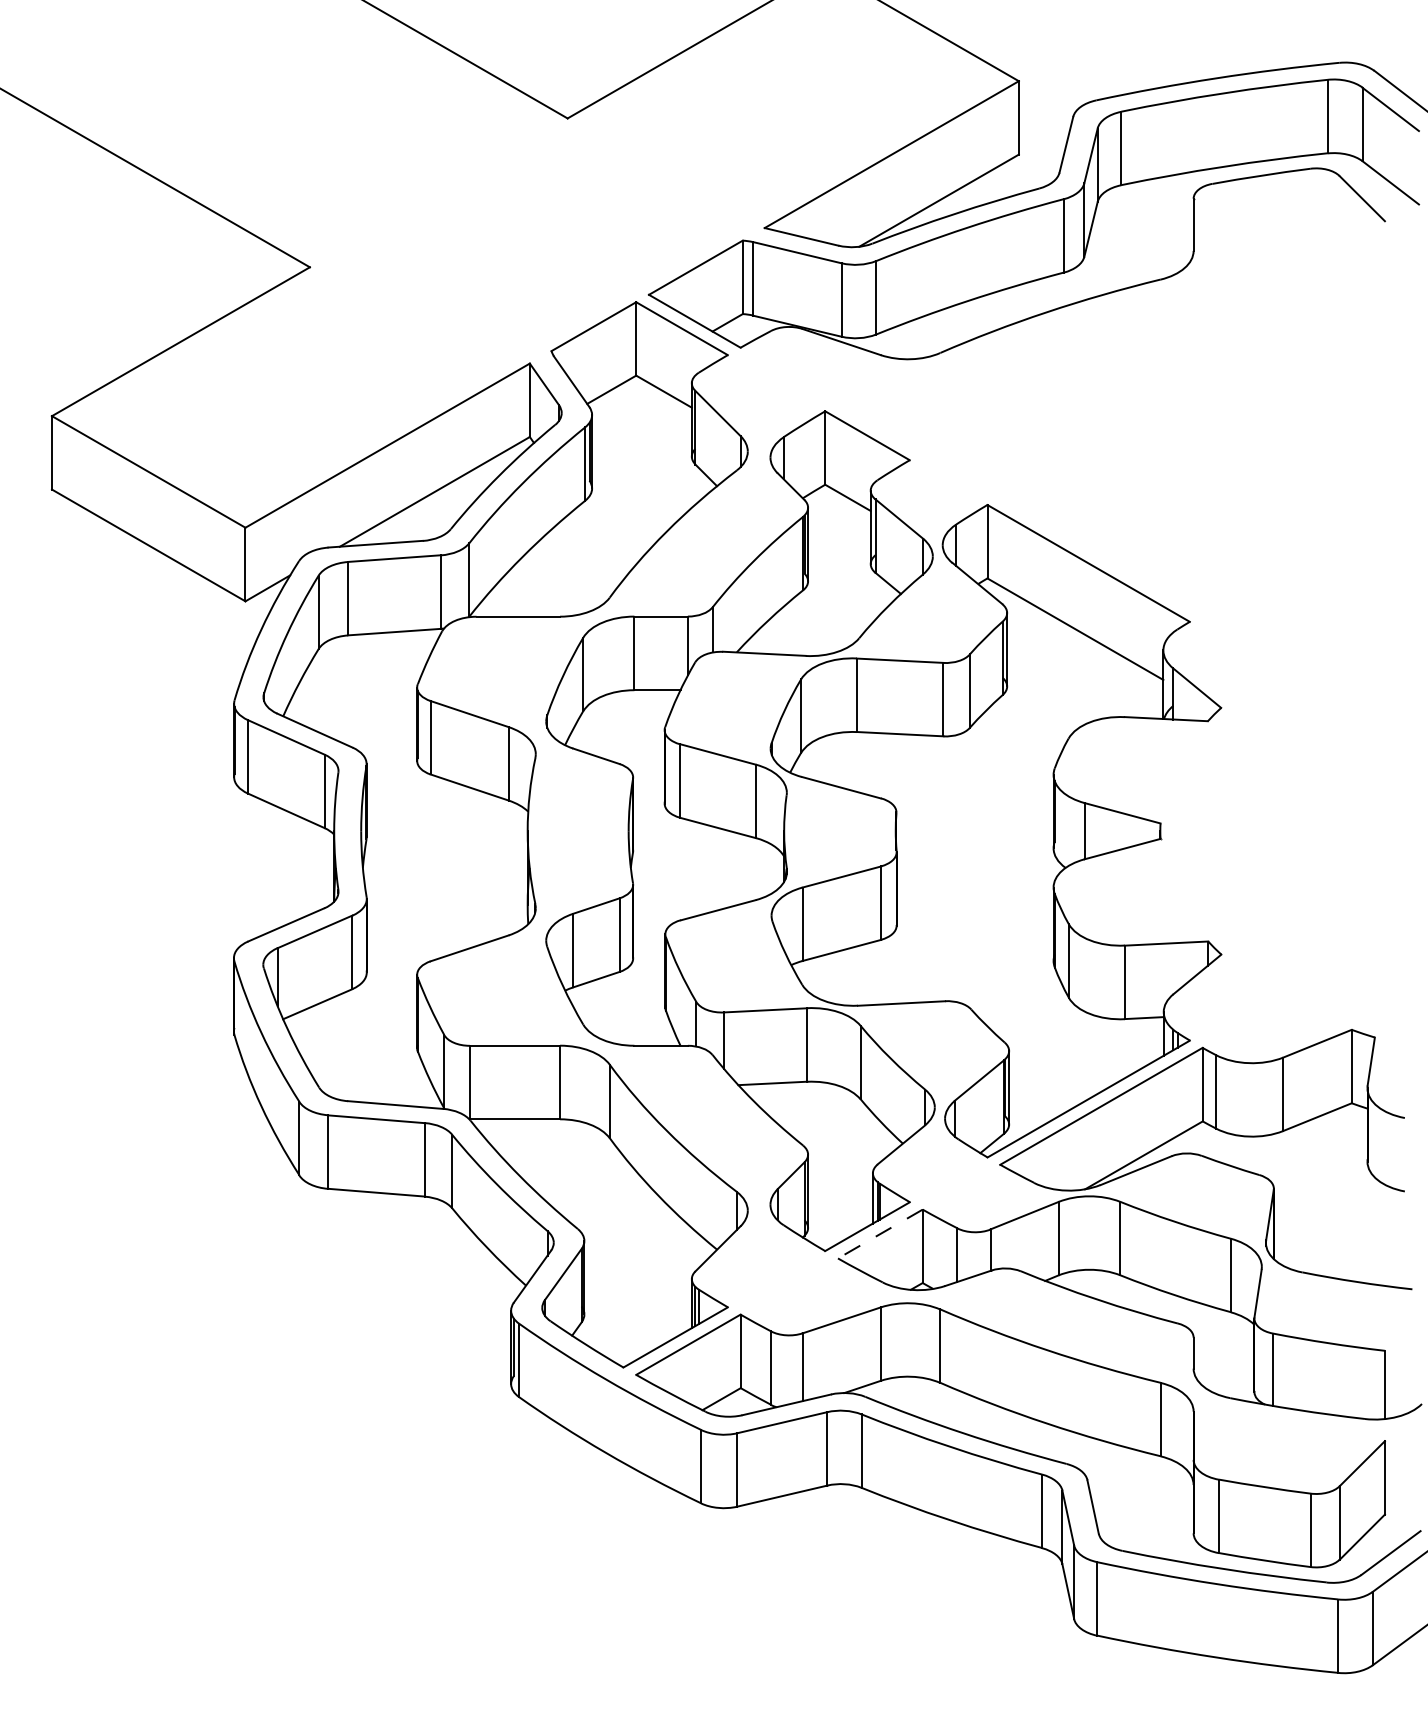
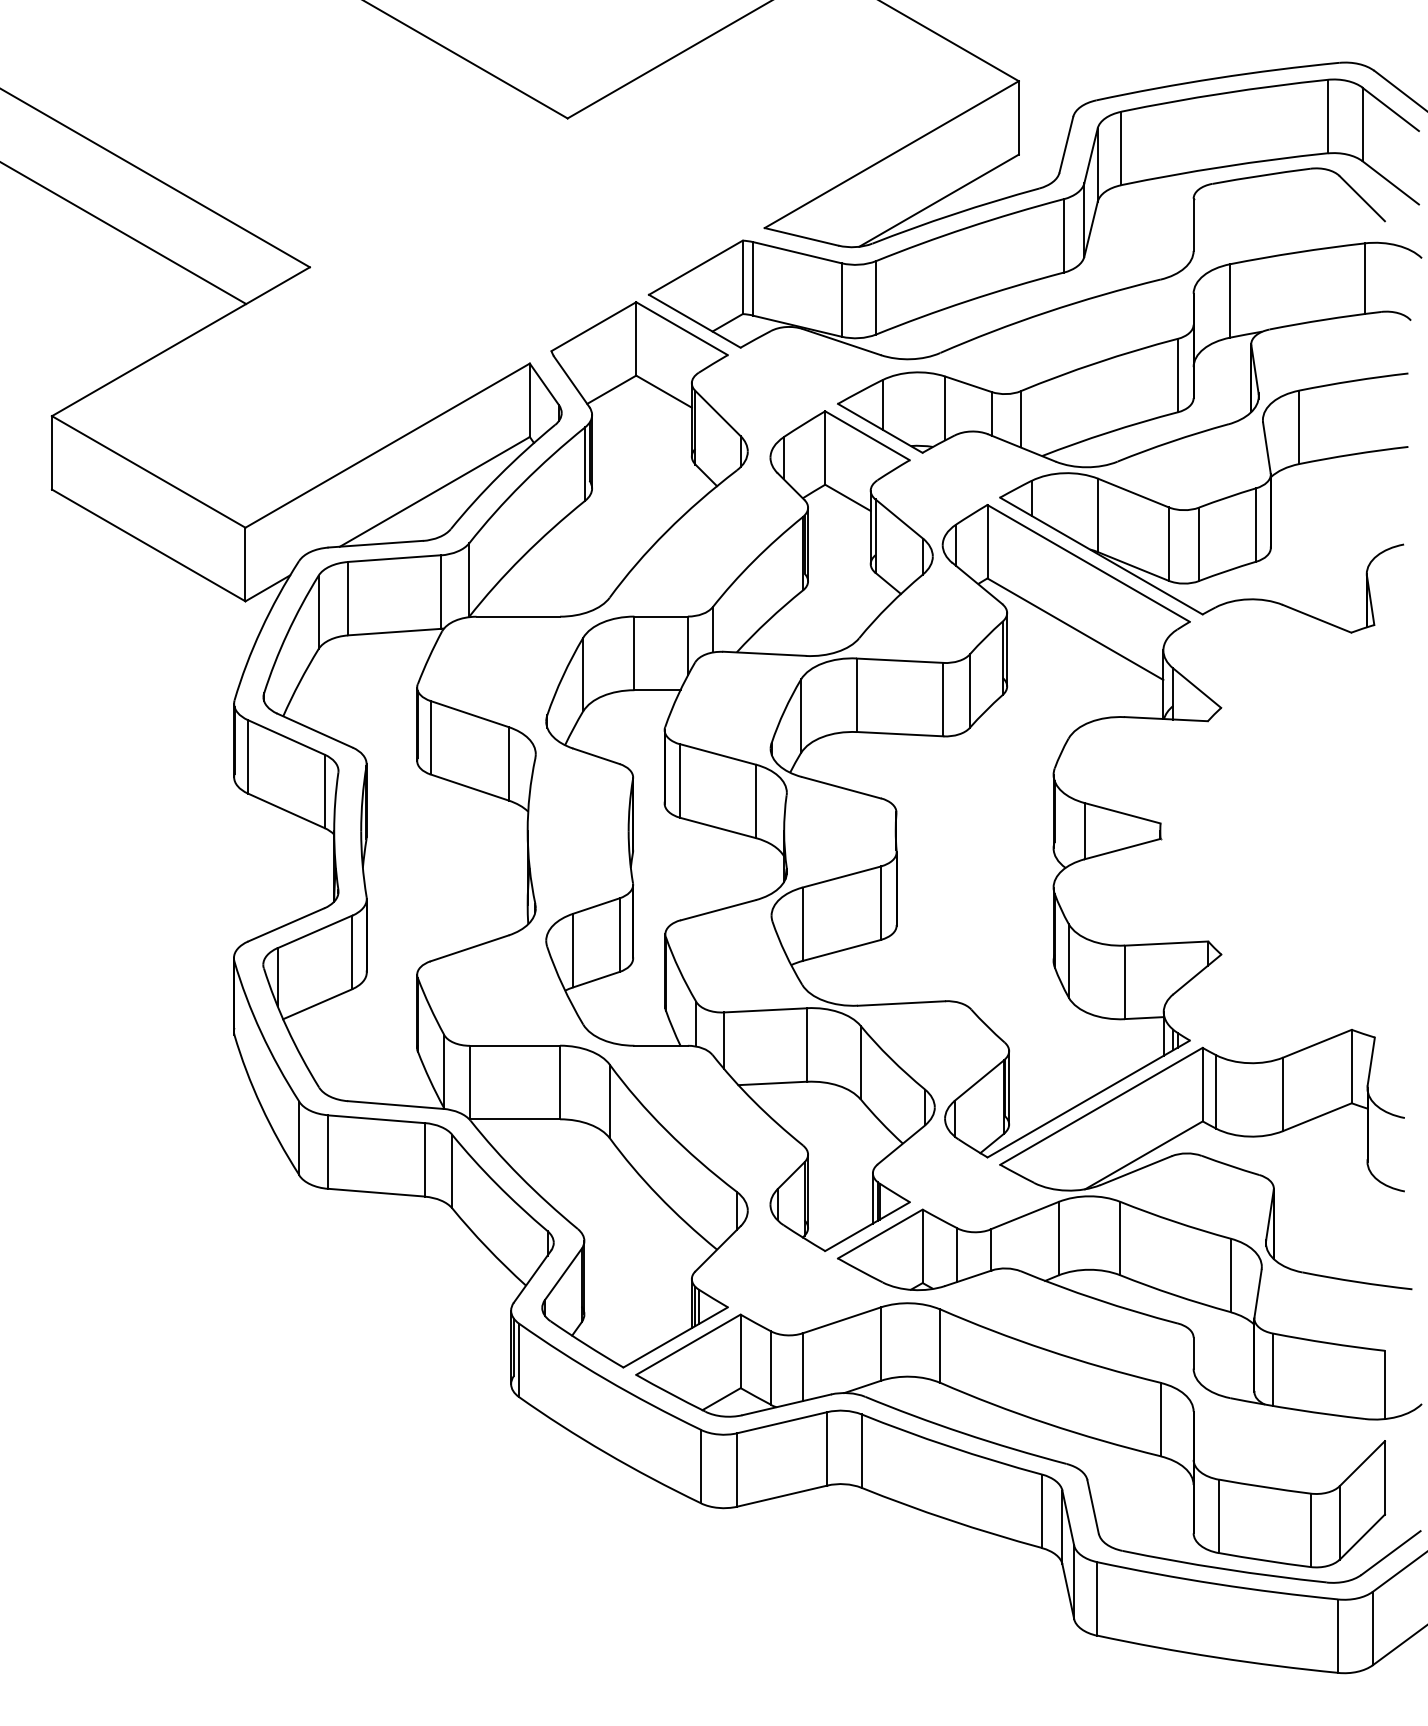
line: none -> present (124, 233)
part: none -> present (1129, 437)
line: dashed -> solid (880, 1234)
